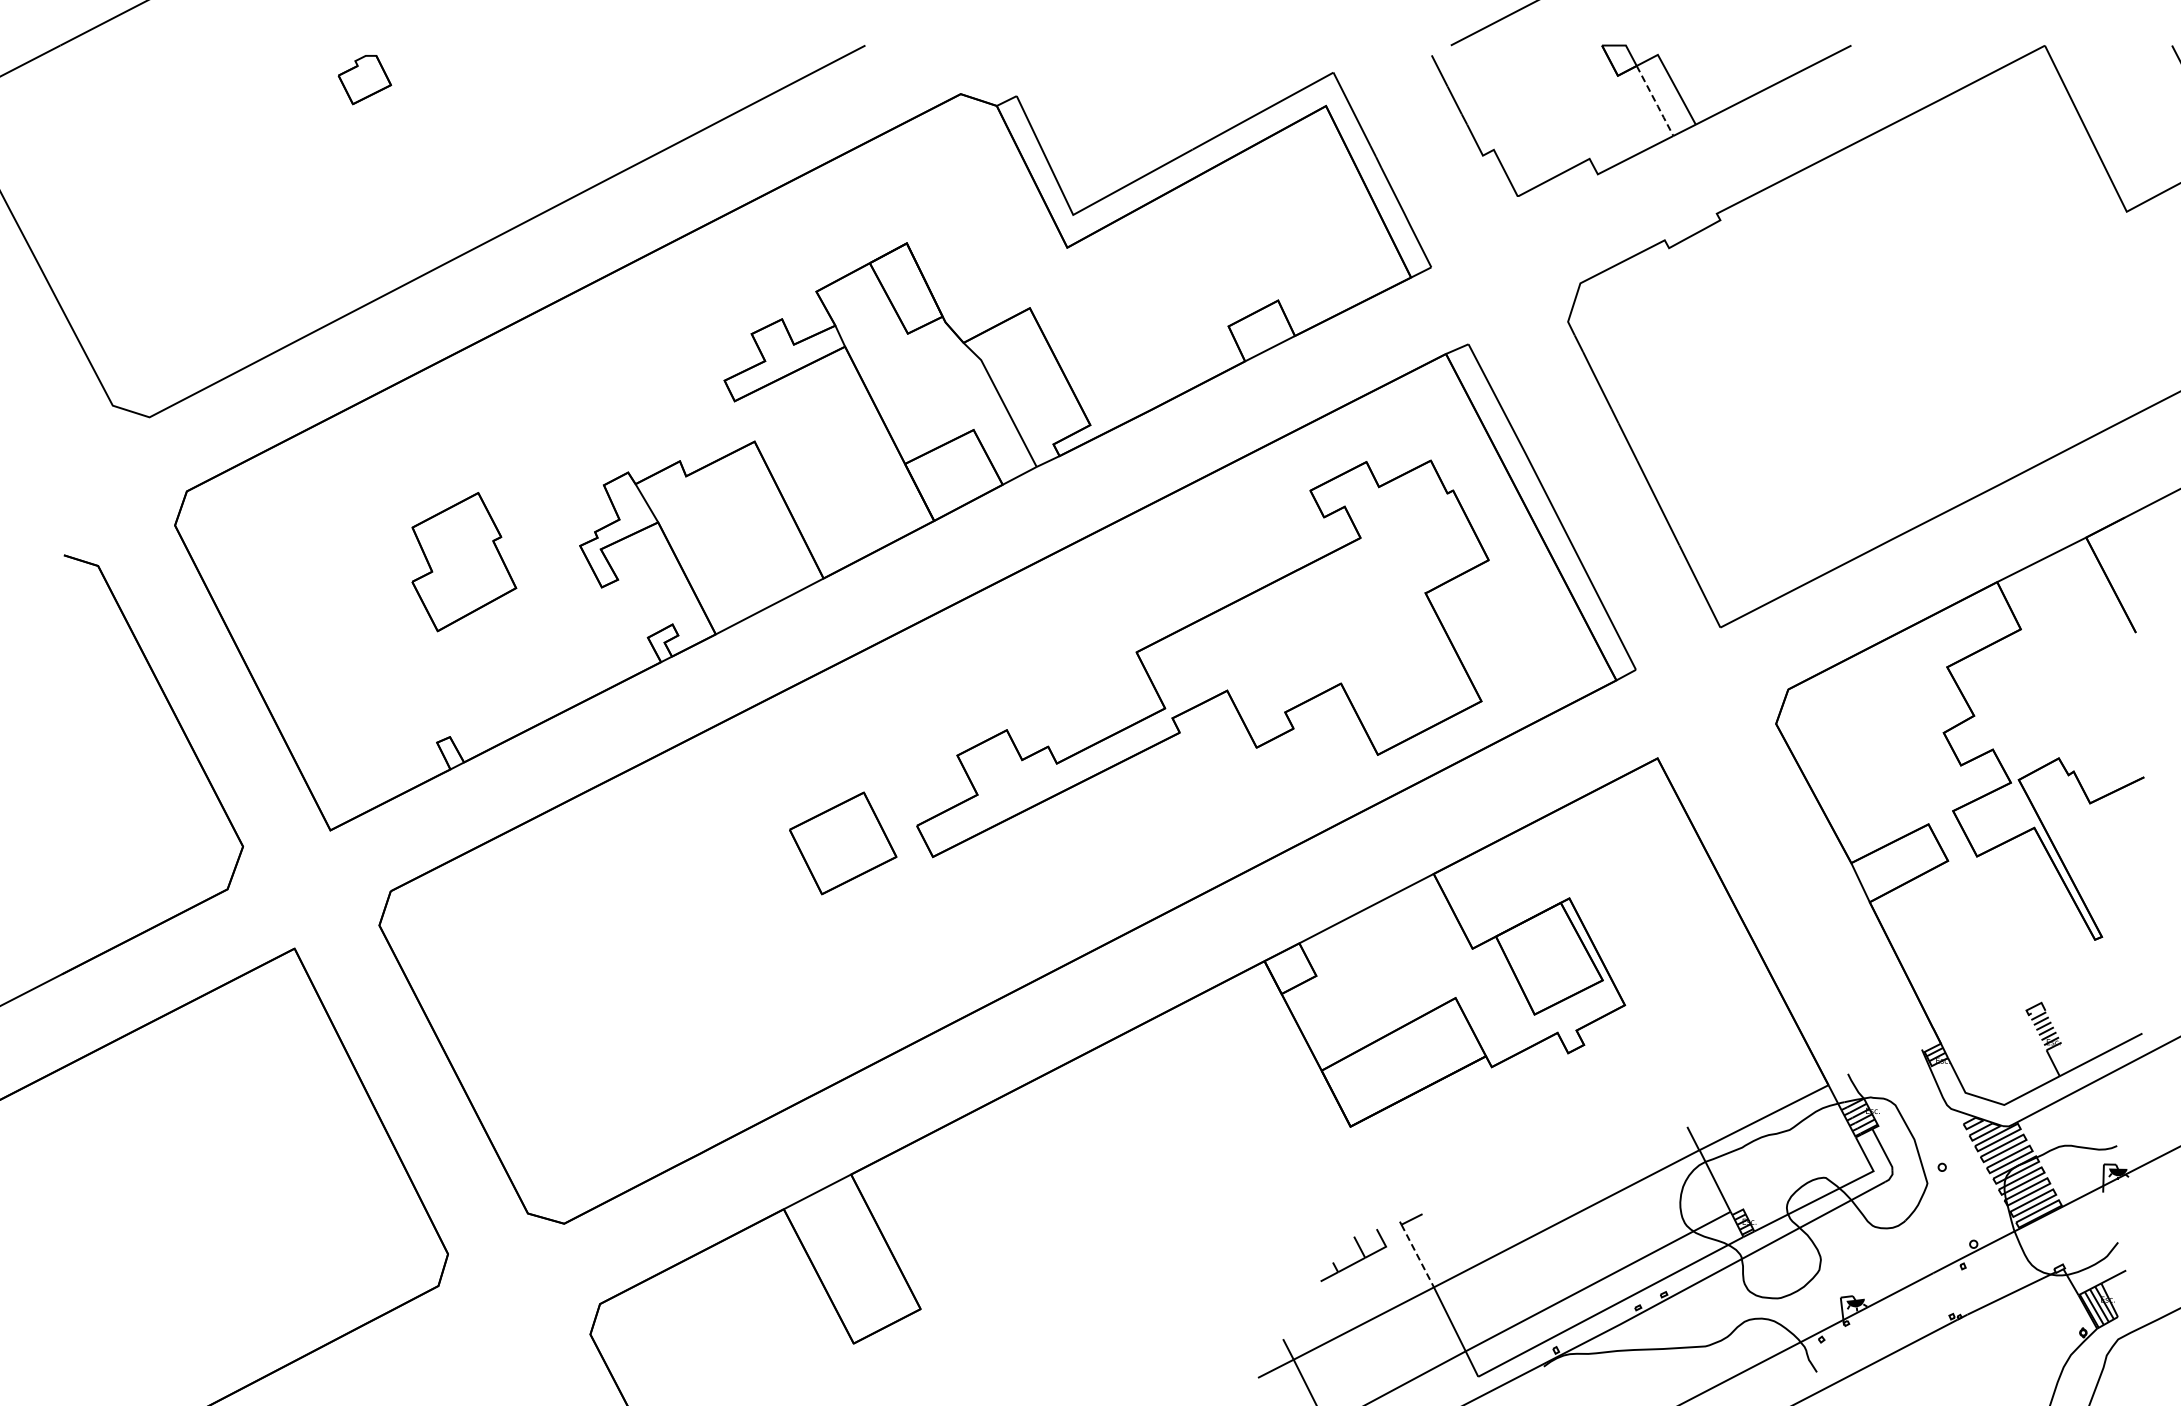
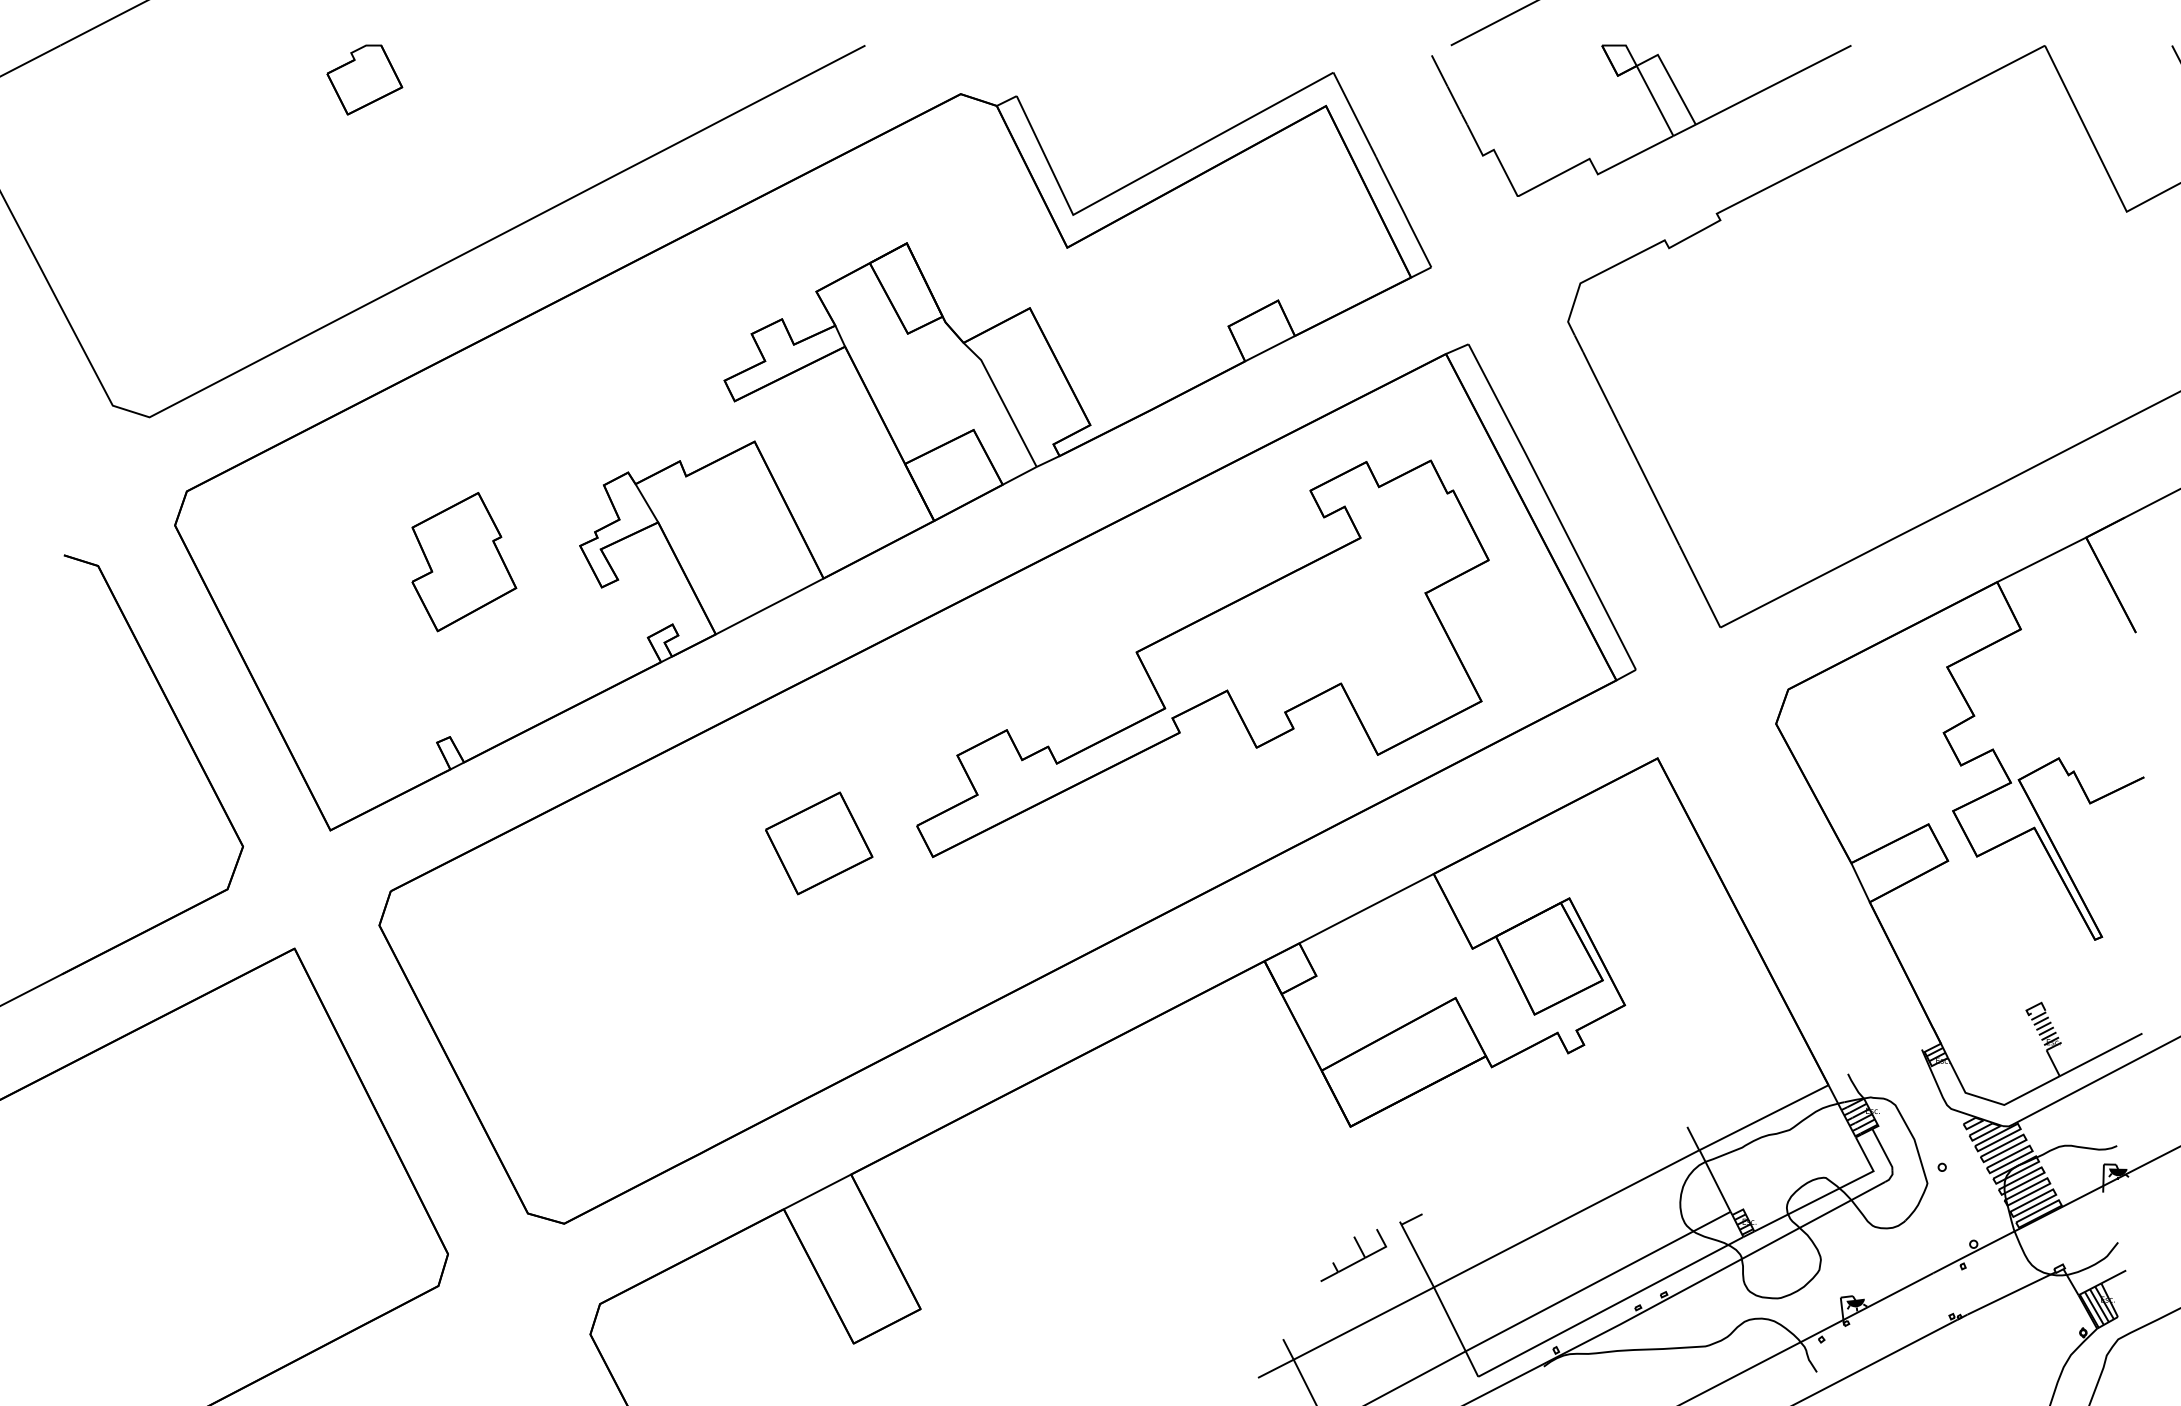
part size: 56x51 px -> 78x72 px (364, 79)
line: dashed -> solid (1655, 101)
part position: (843, 843) -> (819, 843) (819, 843)
line: dashed -> solid (1417, 1256)
